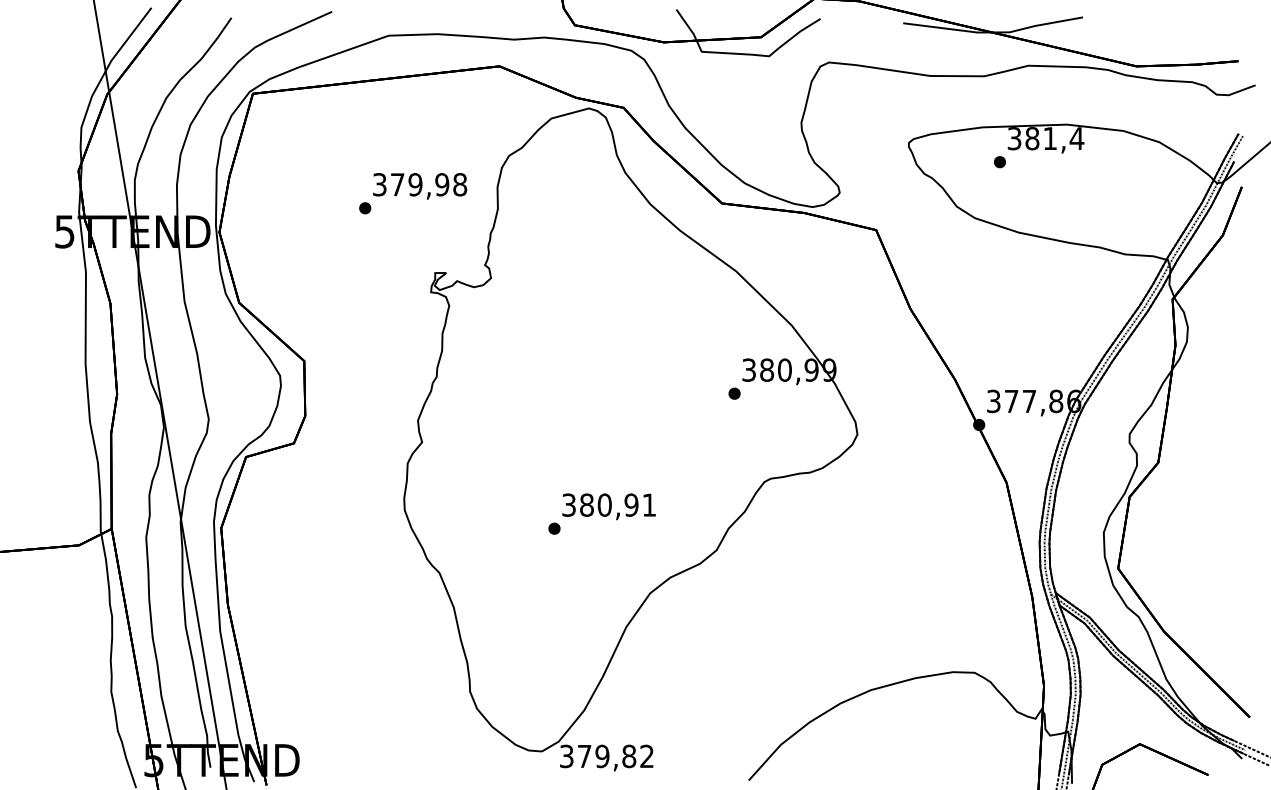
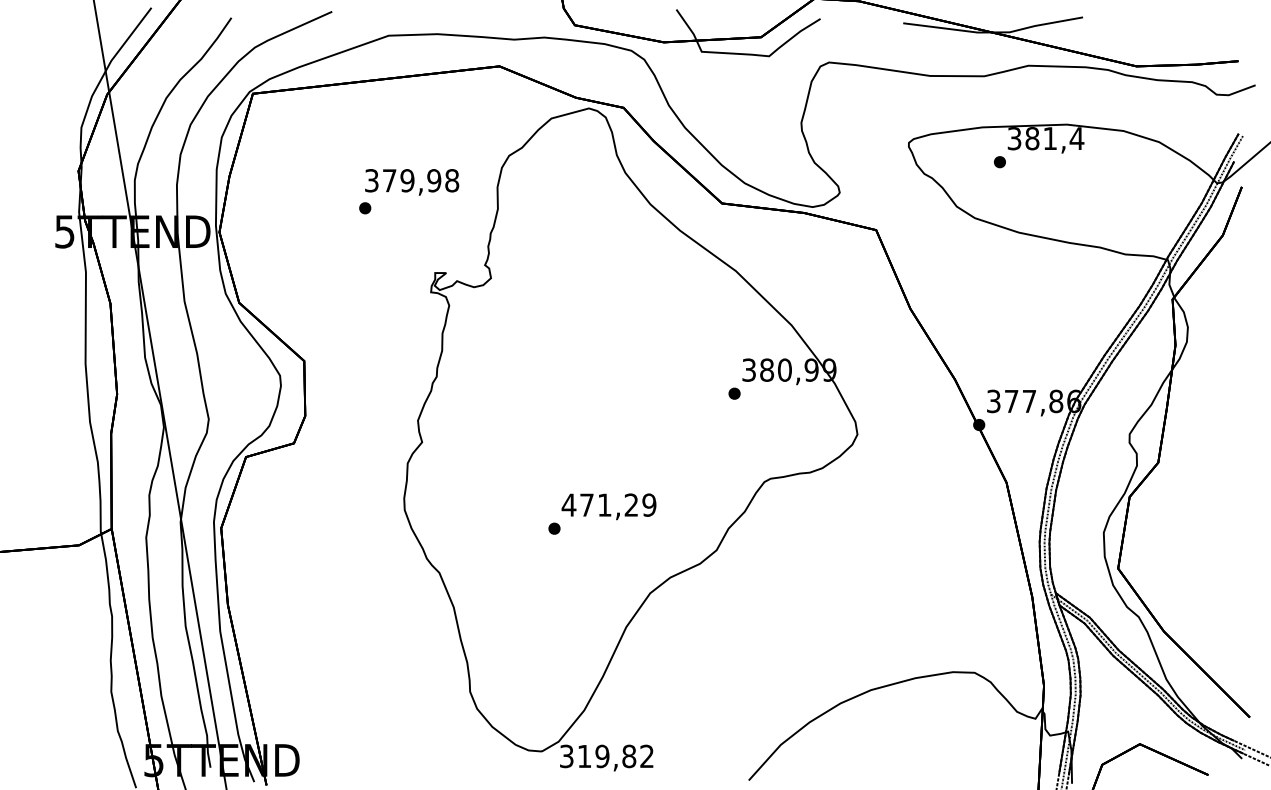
text position: (420, 186) -> (412, 182) (412, 182)
text: 380,91 -> 471,29 (608, 504)
text: 379,82 -> 319,82 (584, 756)
